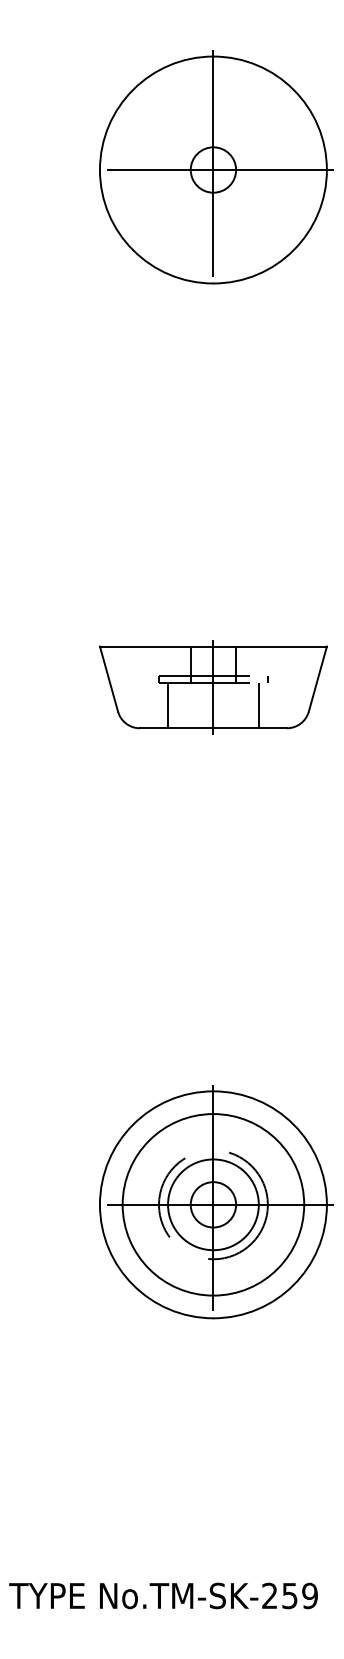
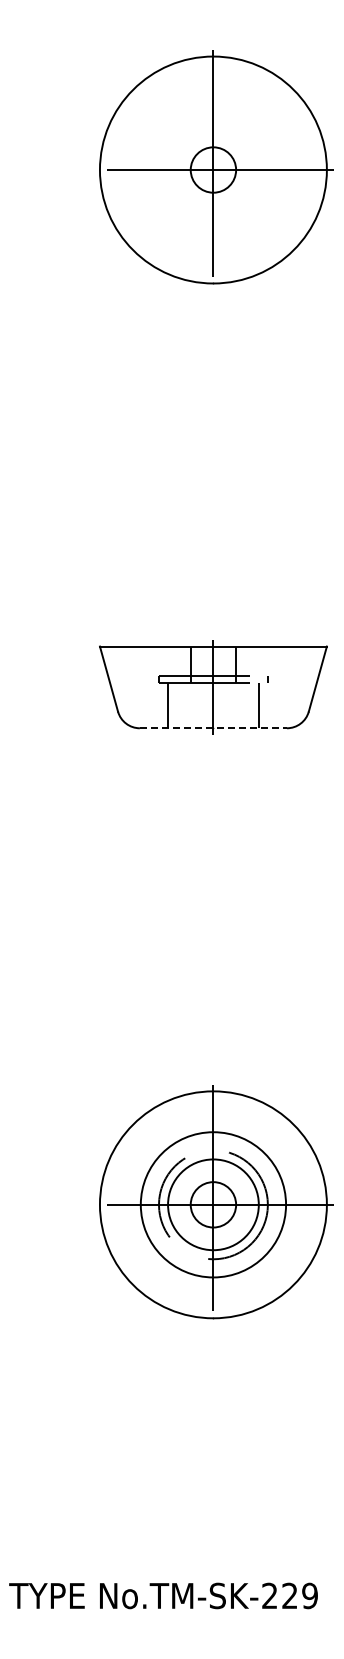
line: solid -> dashed (213, 728)
circle diameter: 182 px -> 145 px (213, 1204)
text: No.TM-SK-259 -> No.TM-SK-229 (289, 1595)
